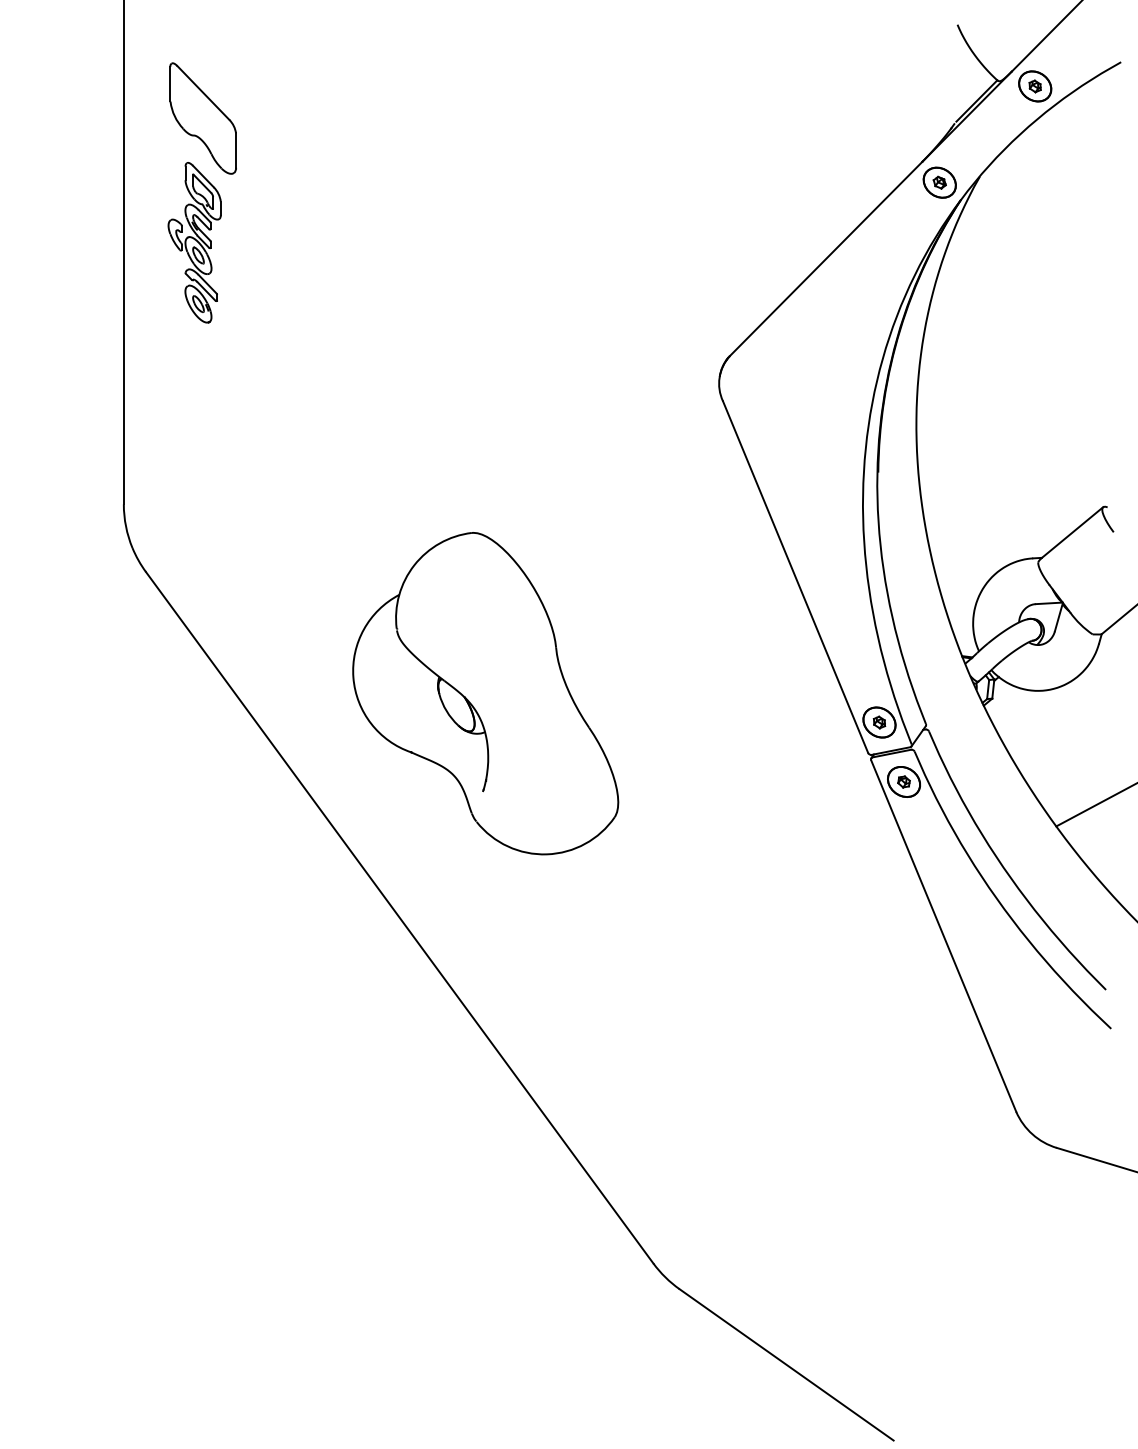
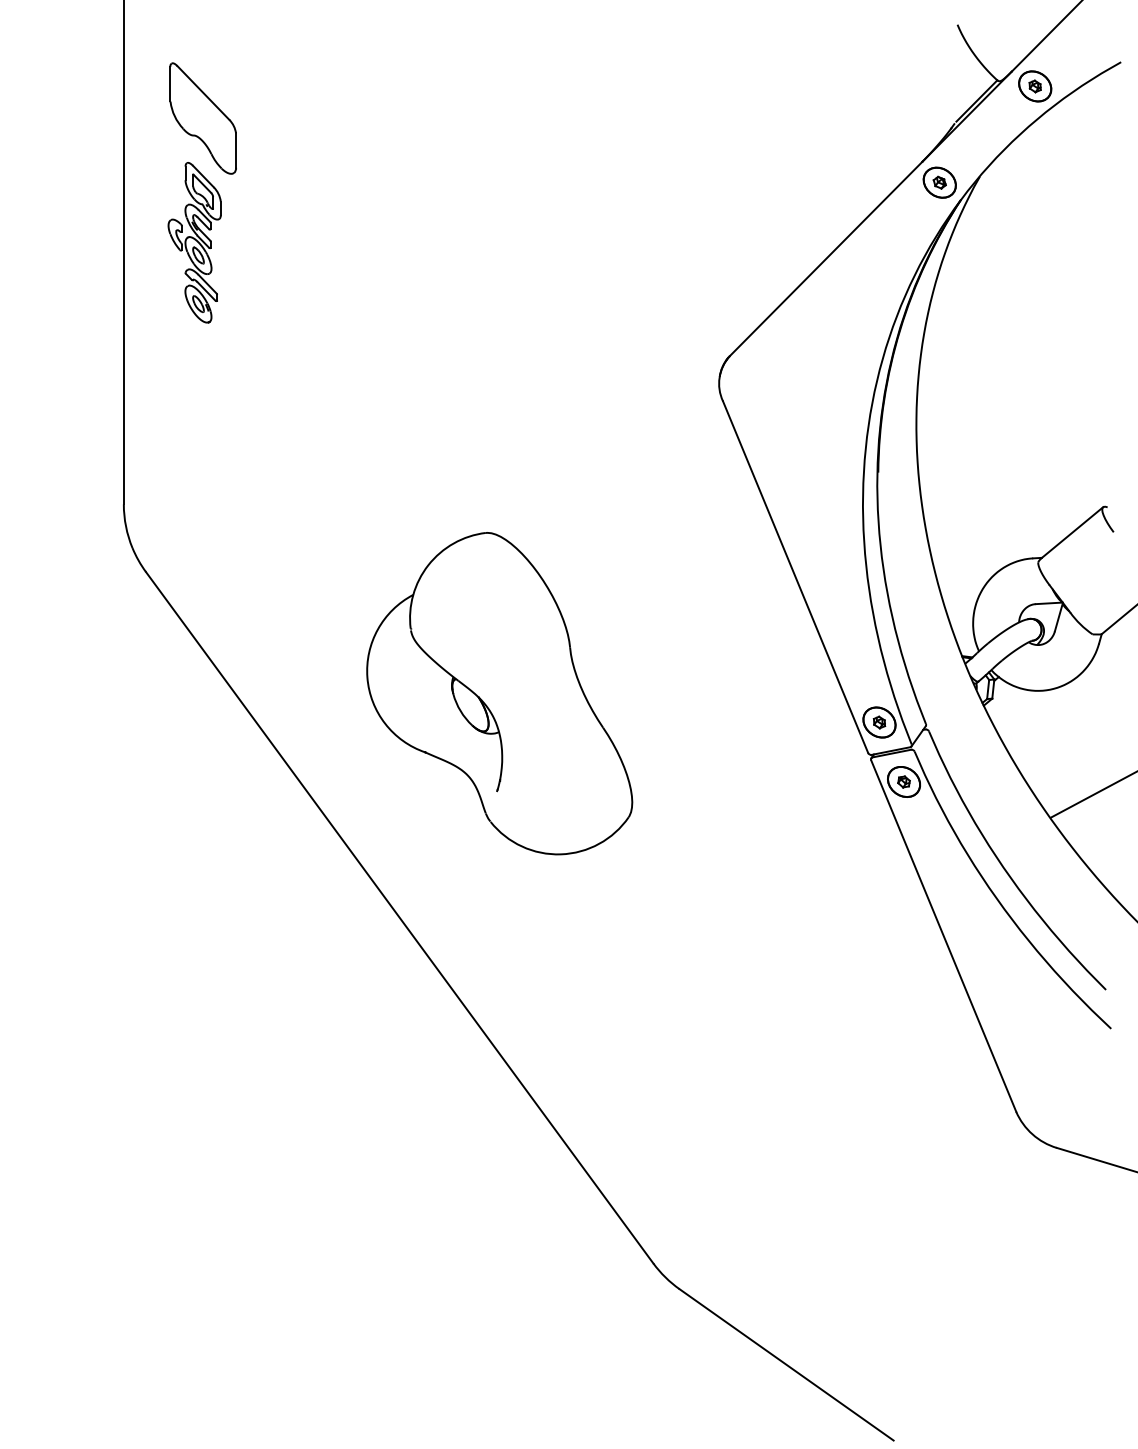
part position: (485, 693) -> (499, 693) (499, 693)
line position: (1095, 805) -> (1092, 794) (1092, 794)
